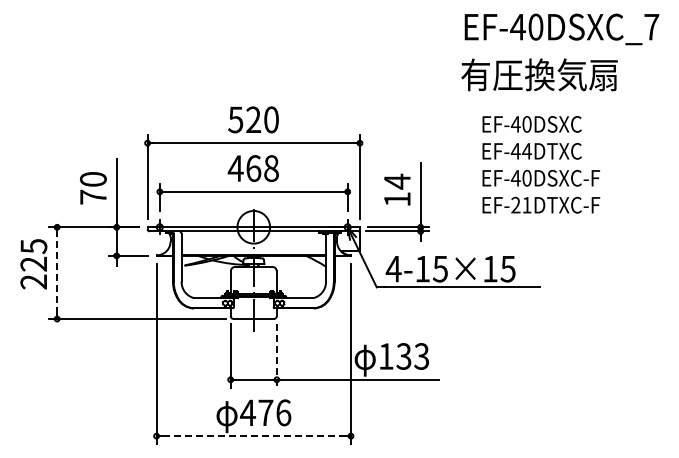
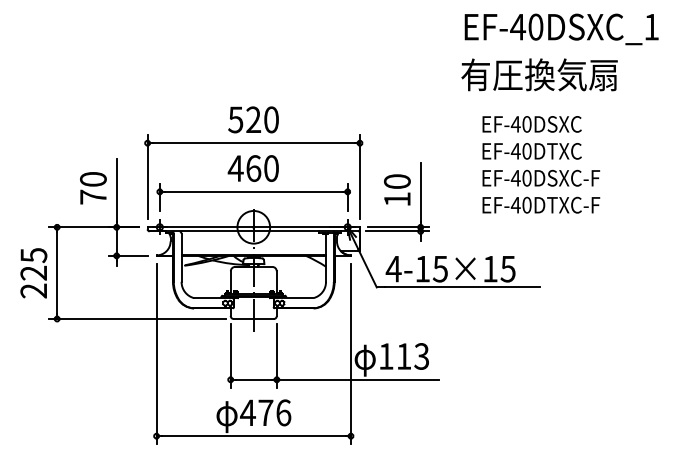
text: EF-40DSXC_7 -> EF-40DSXC_1 (651, 27)
text: EF-44DTXC -> EF-40DTXC (526, 151)
text: 468 -> 460 (271, 168)
text: 14 -> 10 (396, 181)
text: EF-21DTXC-F -> EF-40DTXC-F (520, 204)
text position: (33, 264) -> (33, 273) (33, 273)
line: dashed -> solid (57, 273)
line: dashed -> solid (276, 356)
text: 133 -> 113 (403, 356)
line: dashed -> solid (253, 436)
